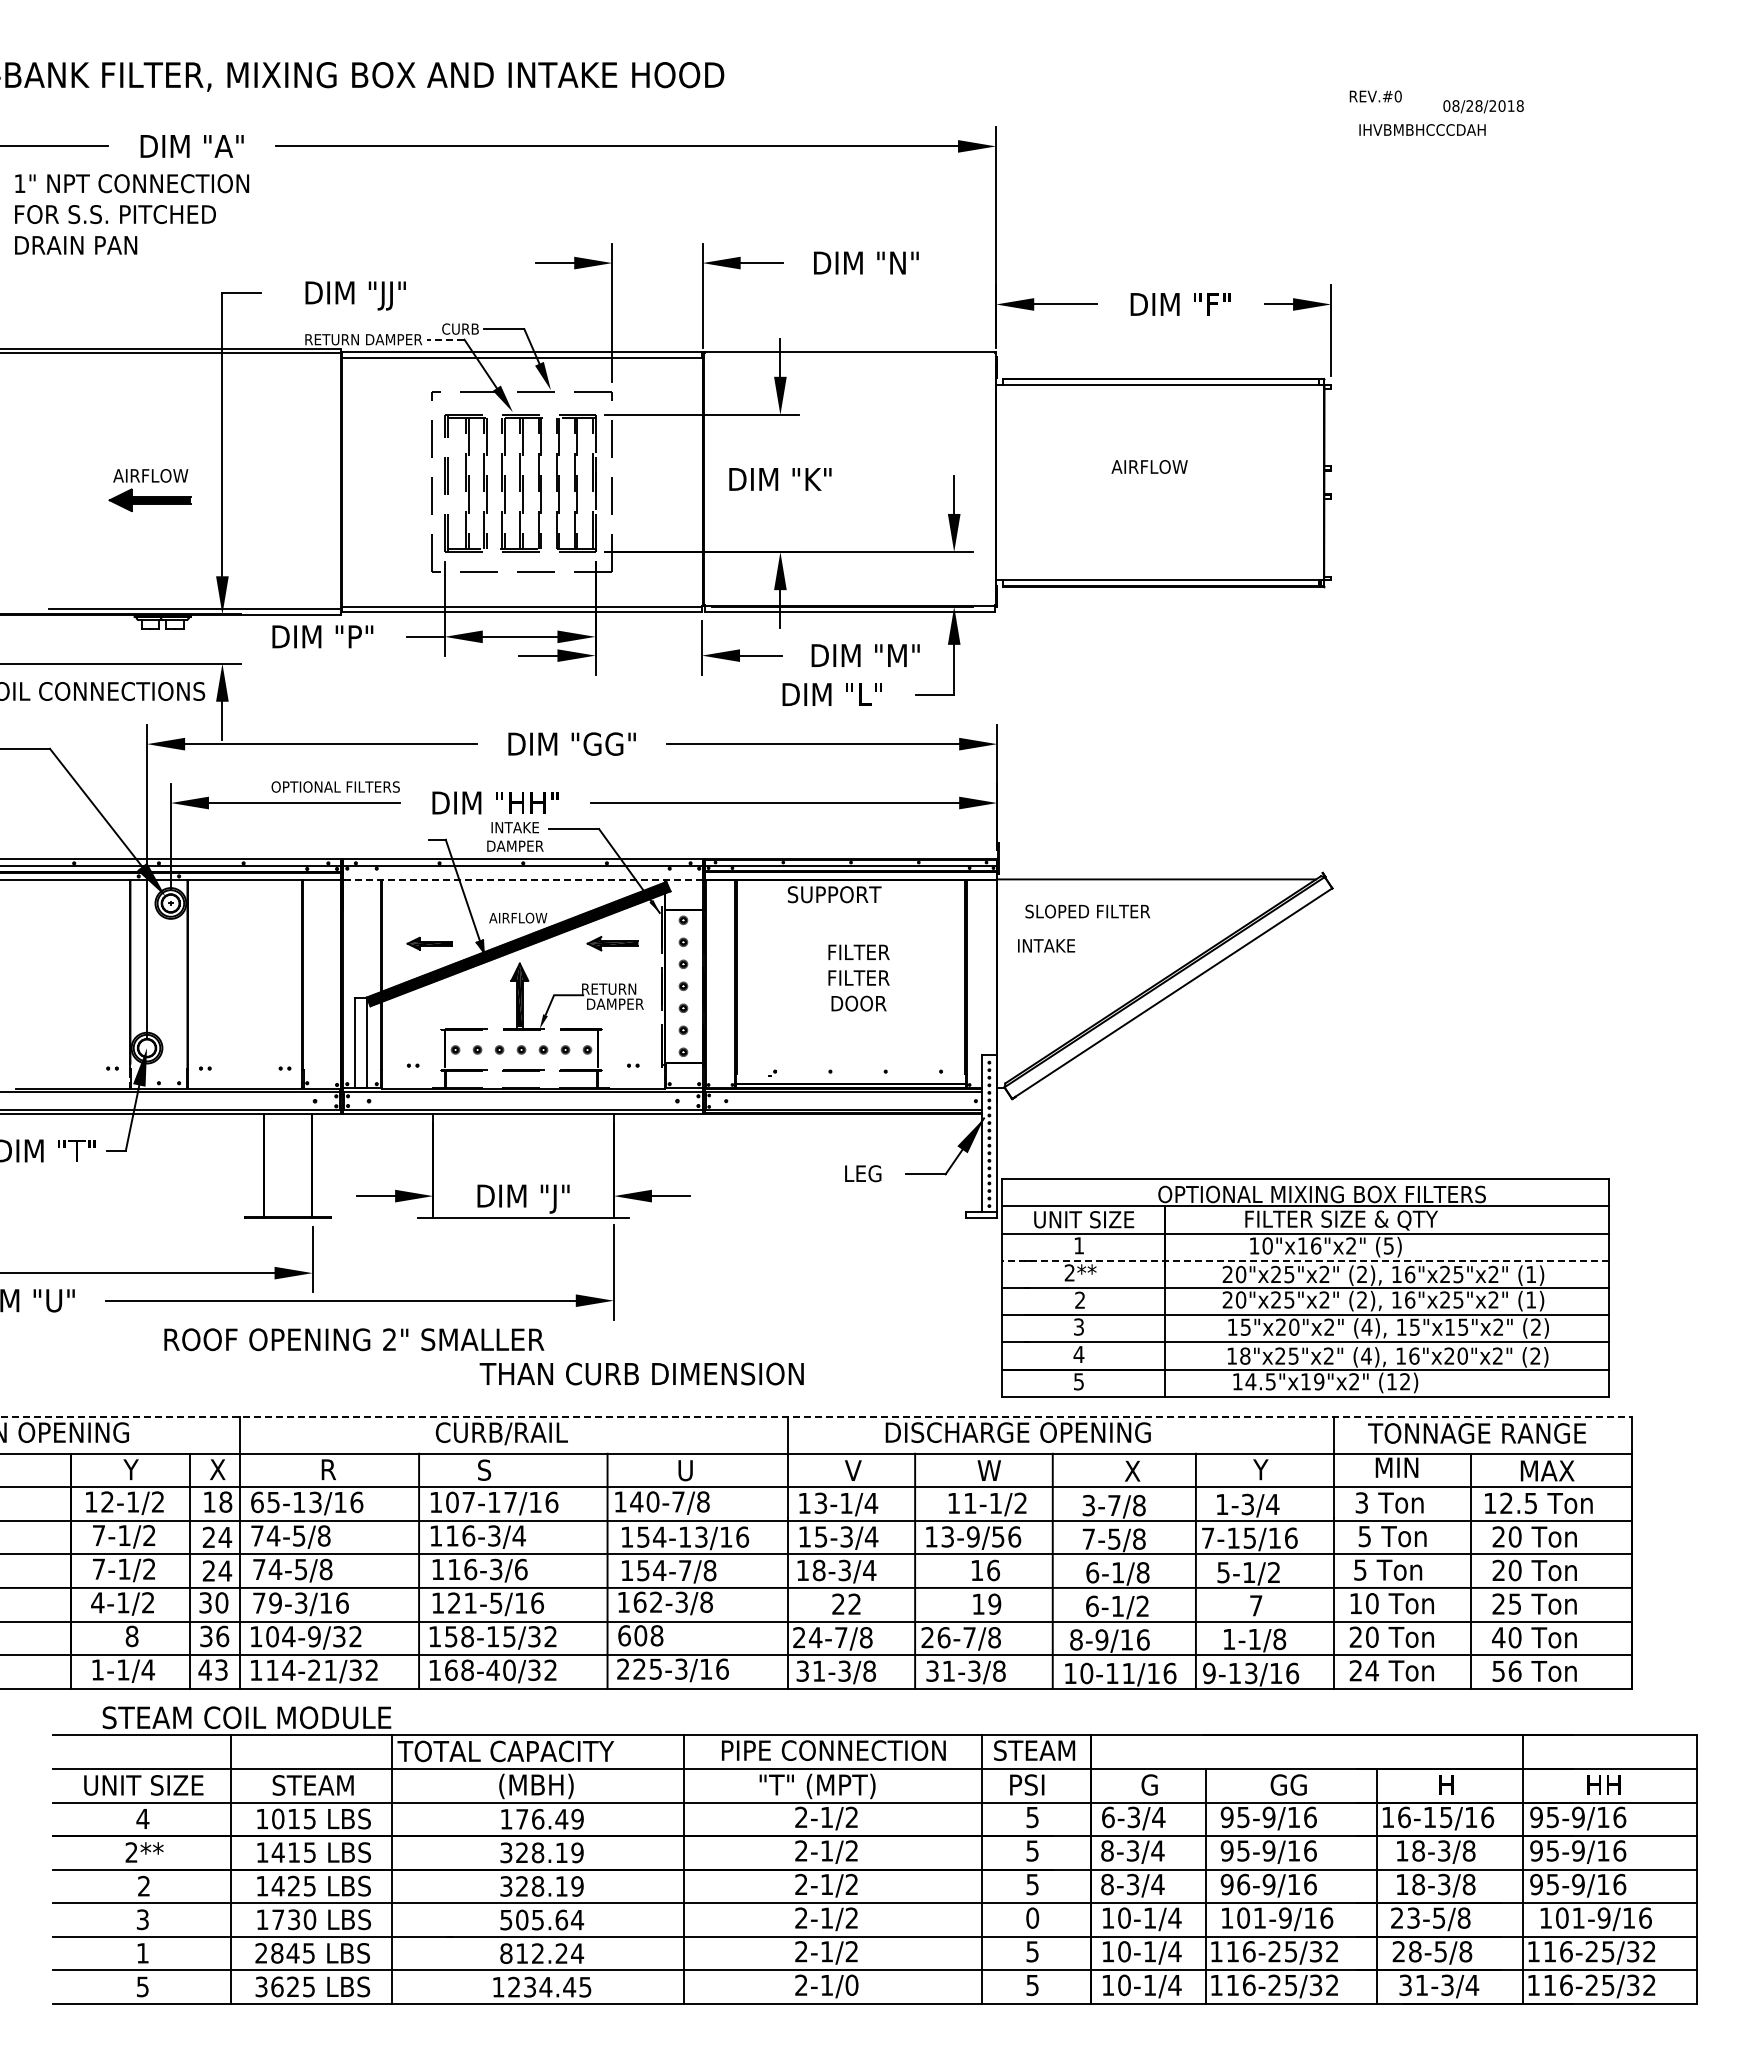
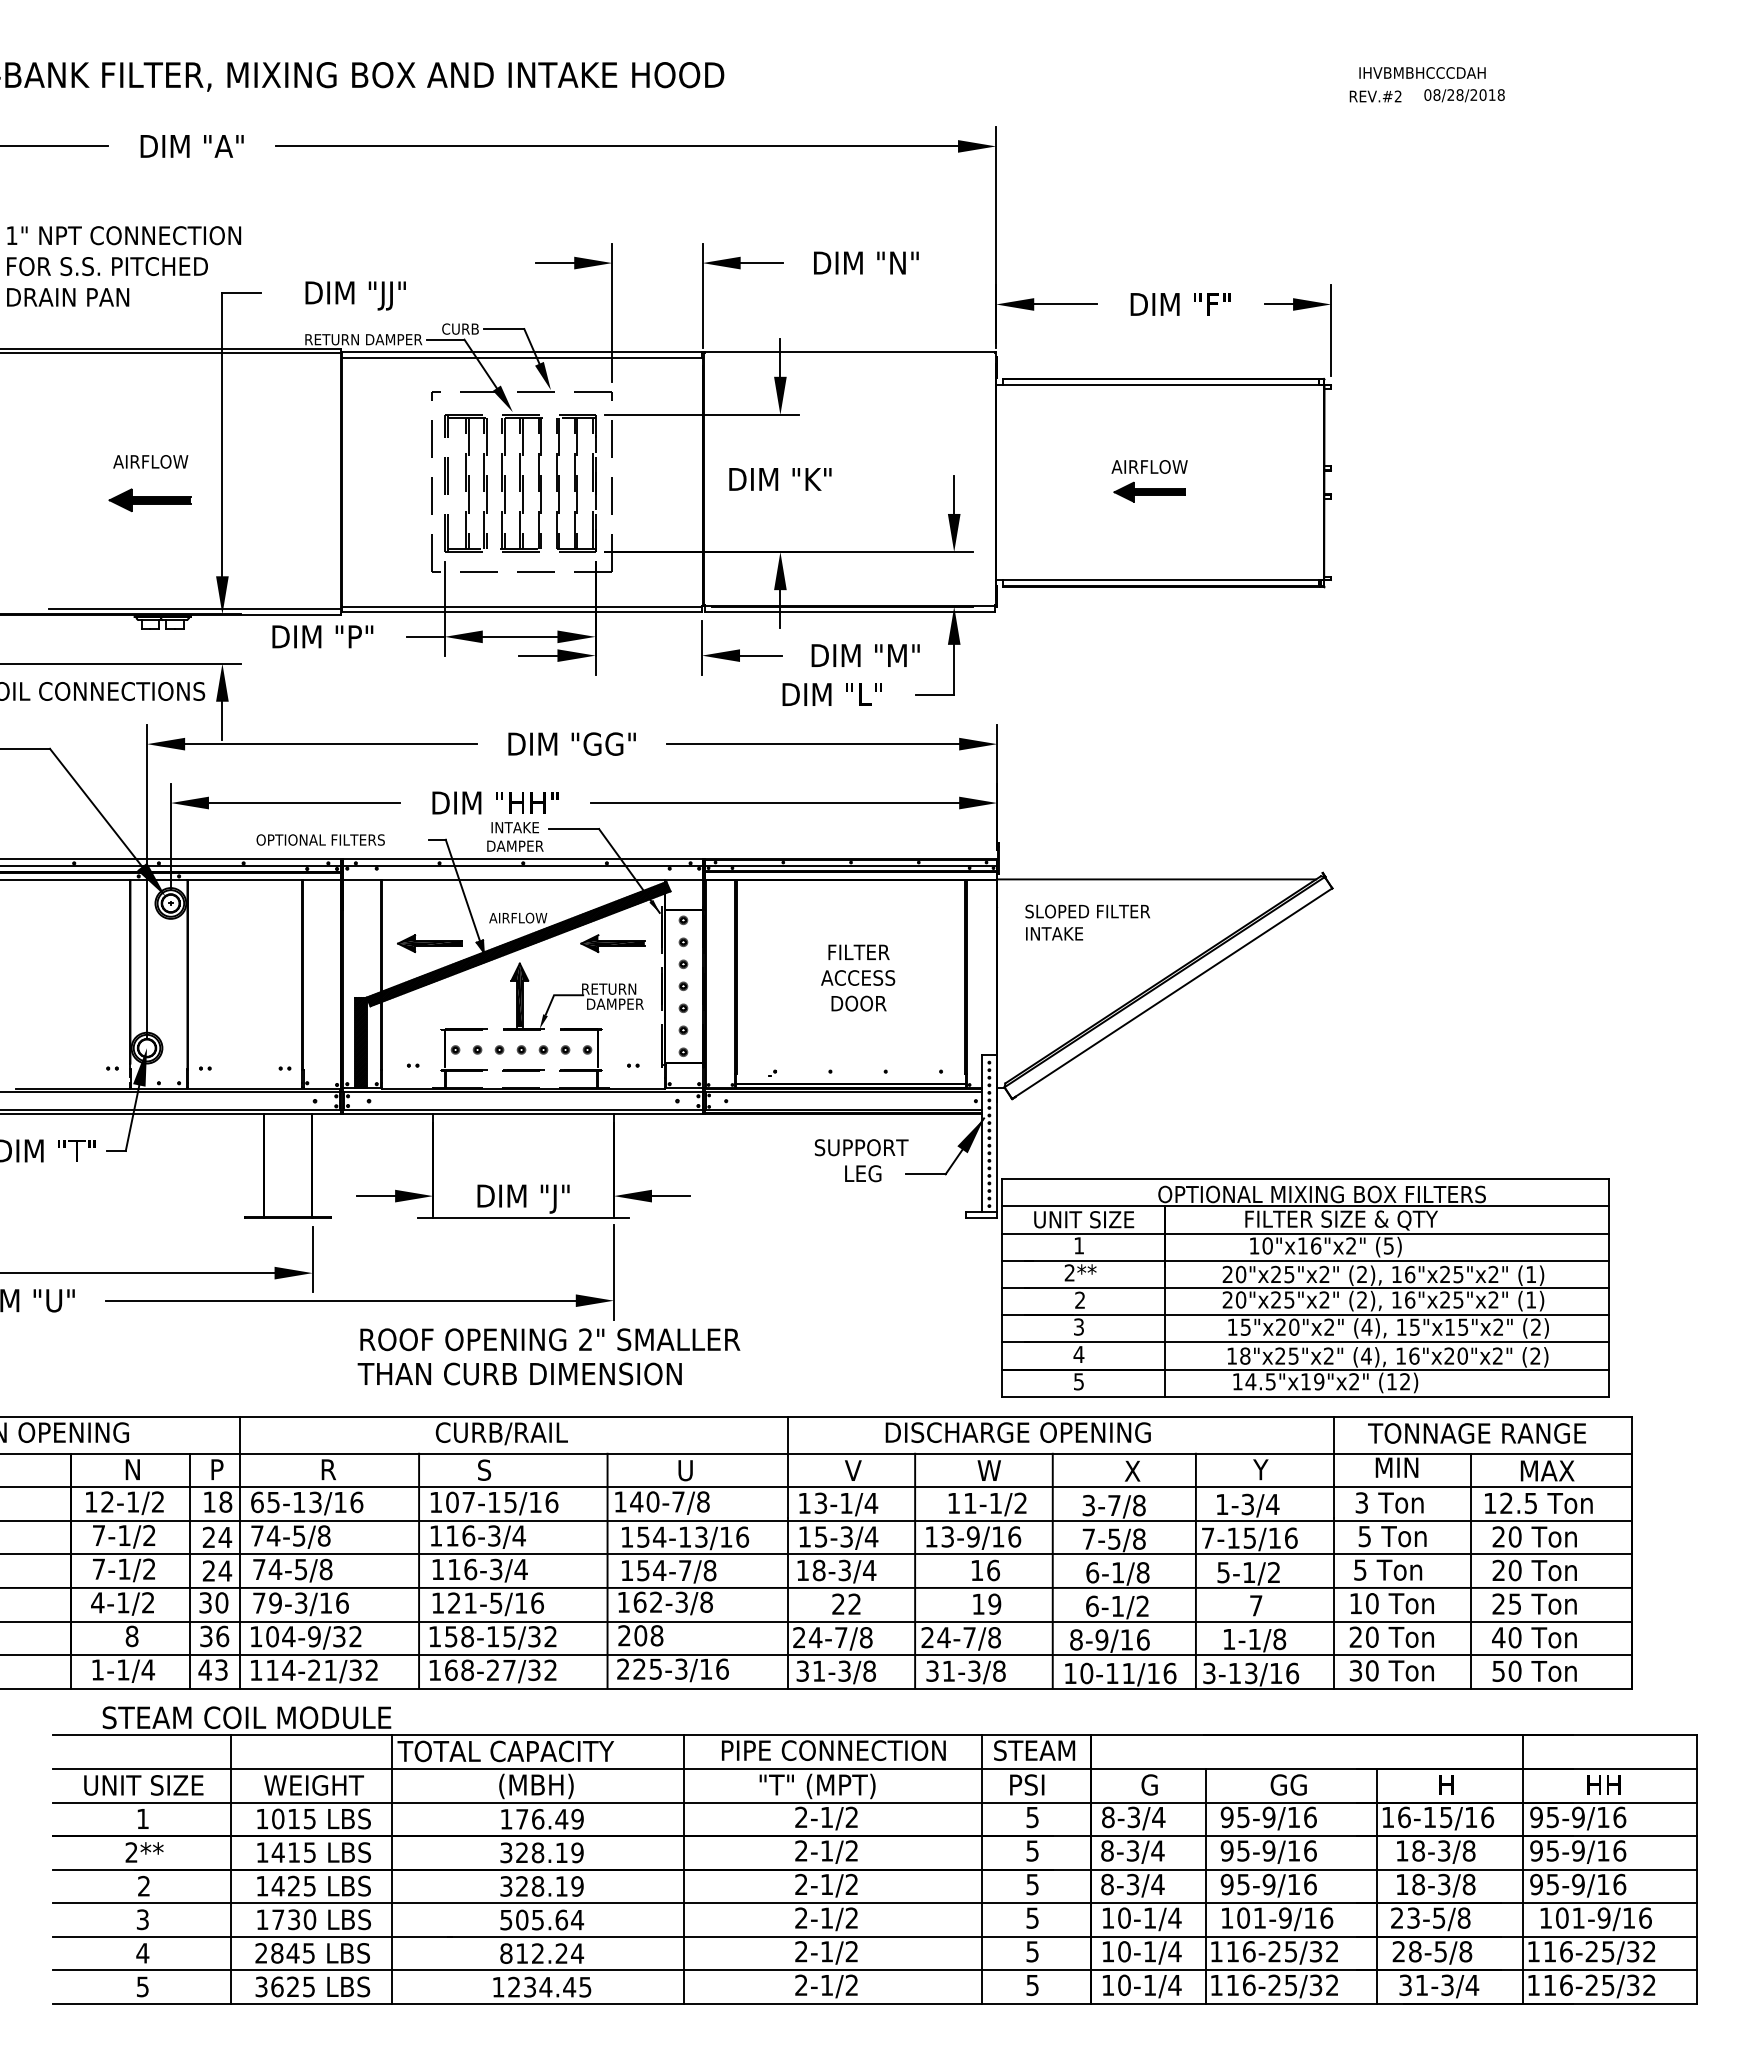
text: REV.#0 -> REV.#2 (1397, 96)
text position: (1483, 106) -> (1464, 95) (1464, 95)
text position: (1422, 129) -> (1422, 72) (1422, 72)
text position: (132, 214) -> (124, 266) (124, 266)
line: dashed -> solid (445, 339)
text position: (150, 475) -> (150, 461) (150, 461)
part: none -> present (1149, 491)
text position: (335, 786) -> (320, 839) (320, 839)
line: dashed -> solid (523, 880)
text position: (834, 894) -> (861, 1147) (861, 1147)
part size: 47x15 px -> 66x20 px (429, 943)
part size: 53x17 px -> 66x20 px (612, 943)
text position: (1046, 945) -> (1054, 933) (1054, 933)
text: FILTER -> ACCESS (858, 977)
hatch: none -> present (360, 1042)
line: dashed -> solid (1305, 1260)
text position: (354, 1339) -> (550, 1339) (550, 1339)
text position: (641, 1373) -> (519, 1373) (519, 1373)
line: dashed -> solid (816, 1417)
text: Y -> N (131, 1469)
text: X -> P (217, 1469)
text: 107-17/16 -> 107-15/16 (510, 1502)
text: 13-9/56 -> 13-9/16 (998, 1536)
text: 116-3/6 -> 116-3/4 (520, 1569)
text: 608 -> 208 (624, 1635)
text: 26-7/8 -> 24-7/8 (943, 1637)
text: 168-40/32 -> 168-27/32 (500, 1670)
text: 24 -> 30 (1363, 1670)
text: 56 -> 50 (1514, 1670)
text: 9-13/16 -> 3-13/16 (1209, 1672)
text: STEAM -> WEIGHT (314, 1785)
text: 6-3/4 -> 8-3/4 (1108, 1816)
text: 4 -> 1 (142, 1818)
text: 96-9/16 -> 95-9/16 (1243, 1884)
text: 0 -> 5 (1032, 1917)
text: 1 -> 4 (142, 1953)
text: 2-1/0 -> 2-1/2 (851, 1984)
